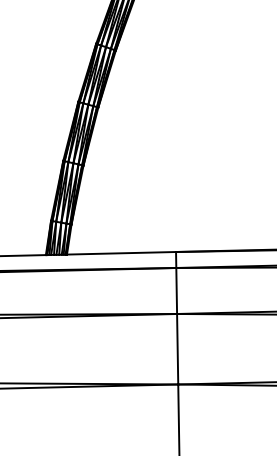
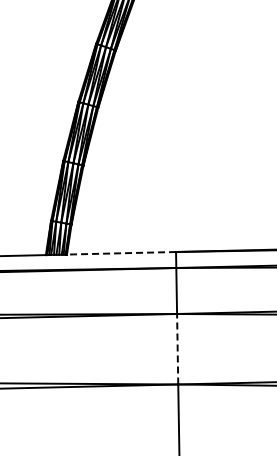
line: solid -> dashed (121, 253)
line: solid -> dashed (177, 348)
